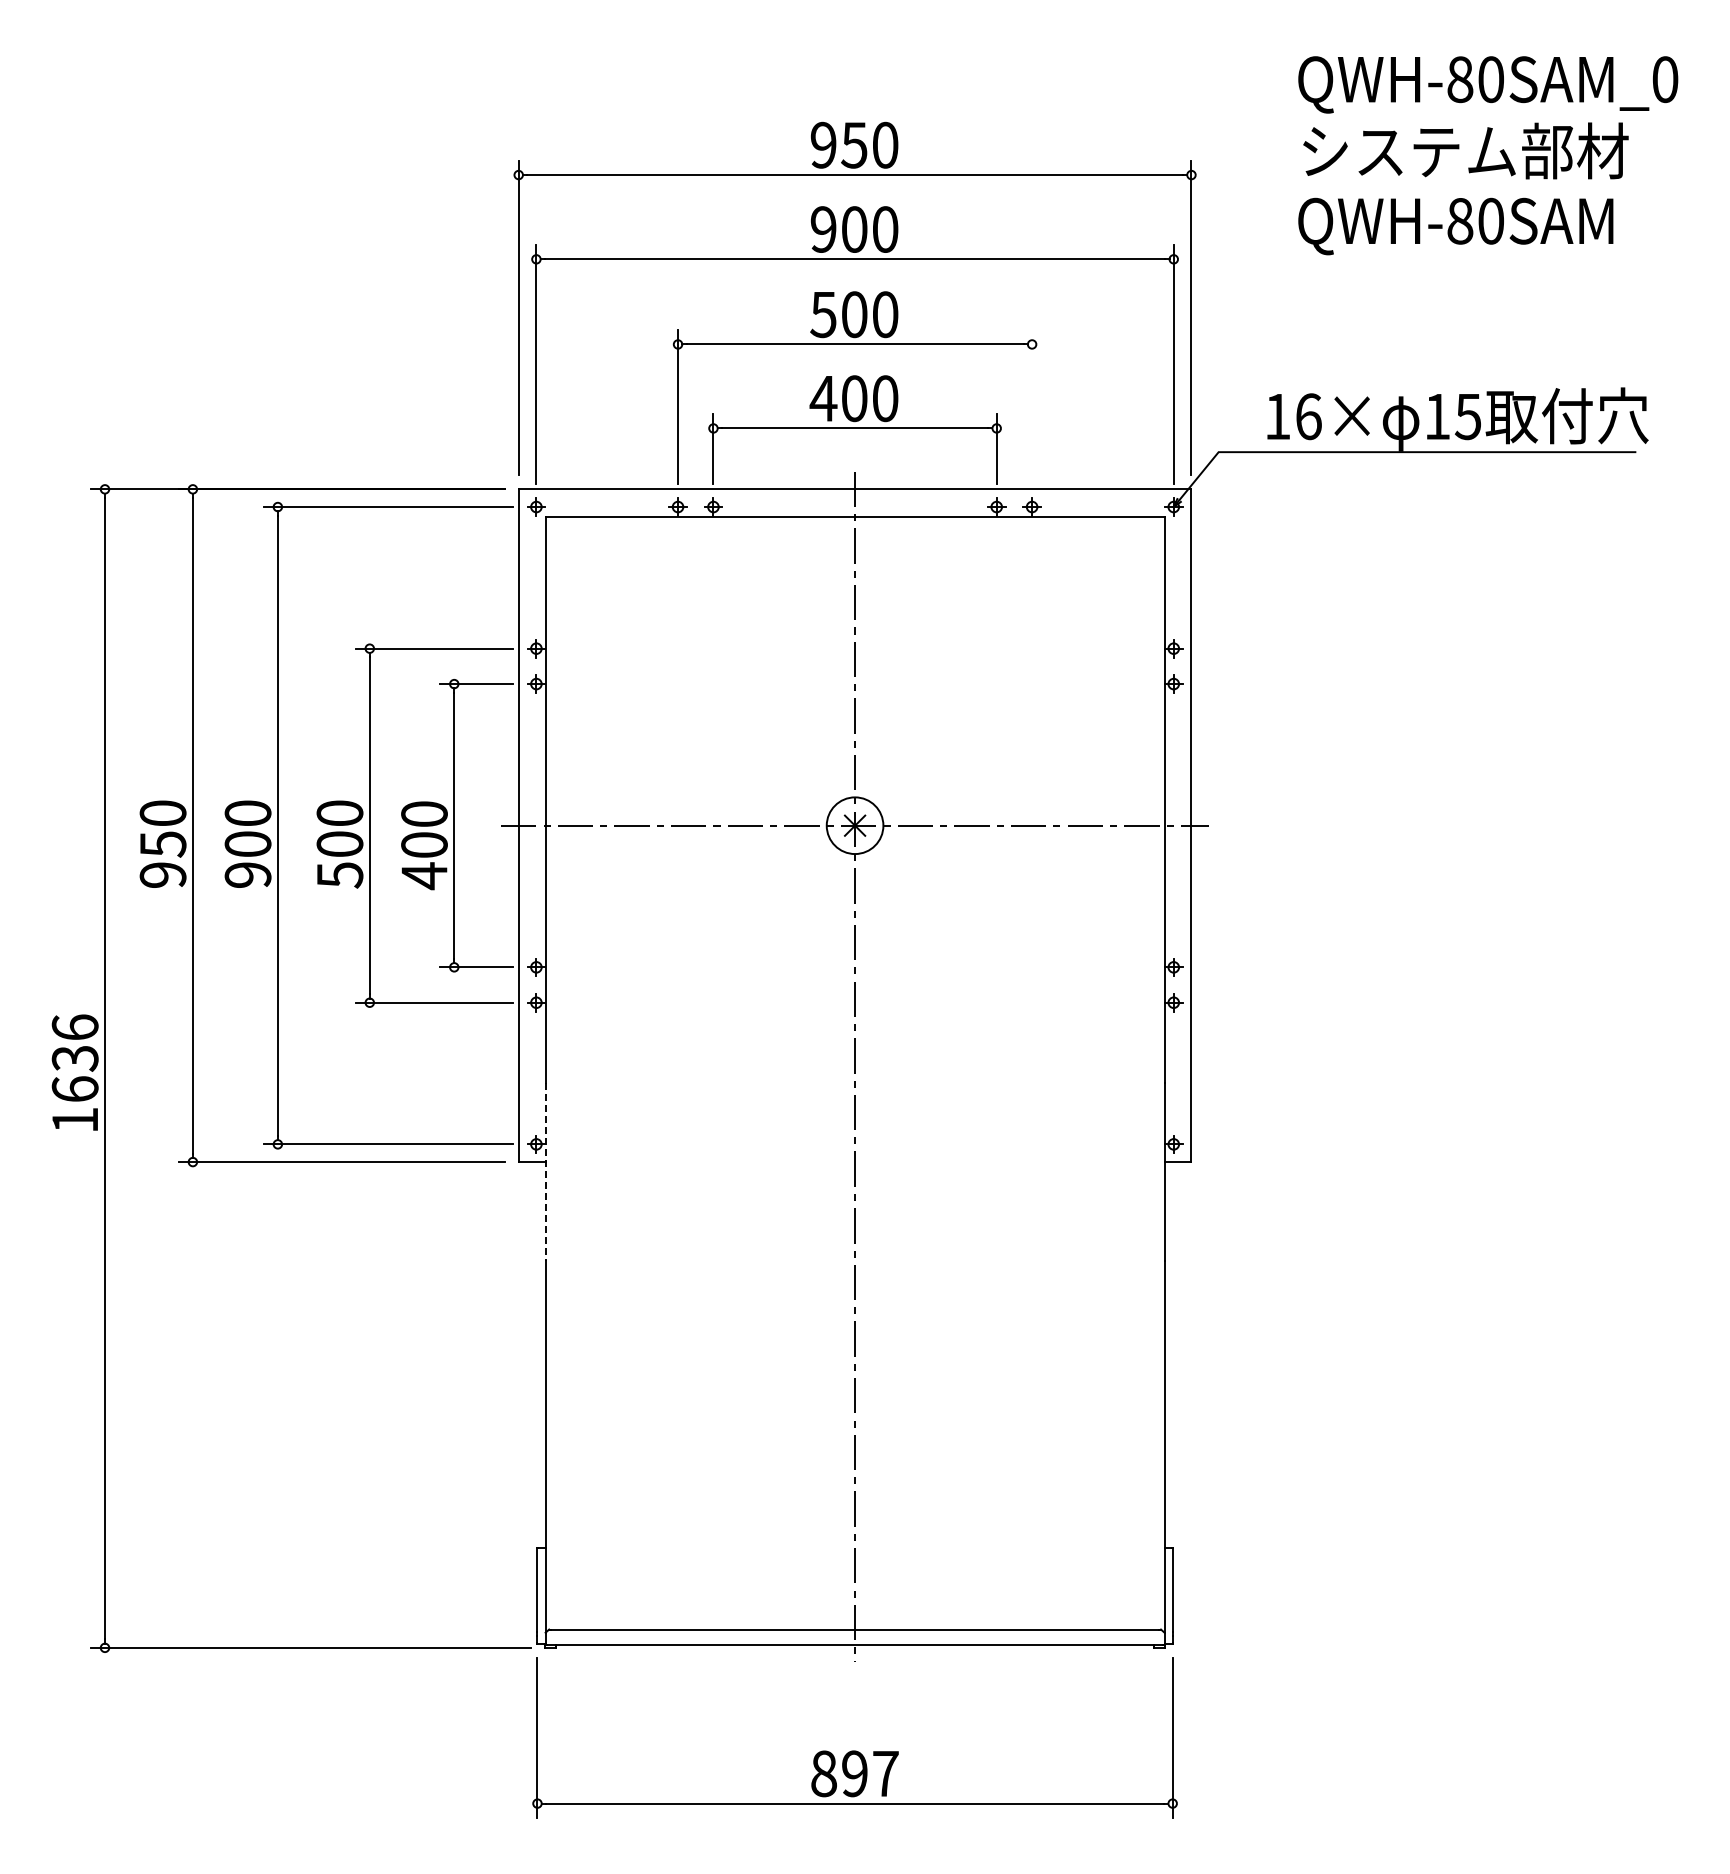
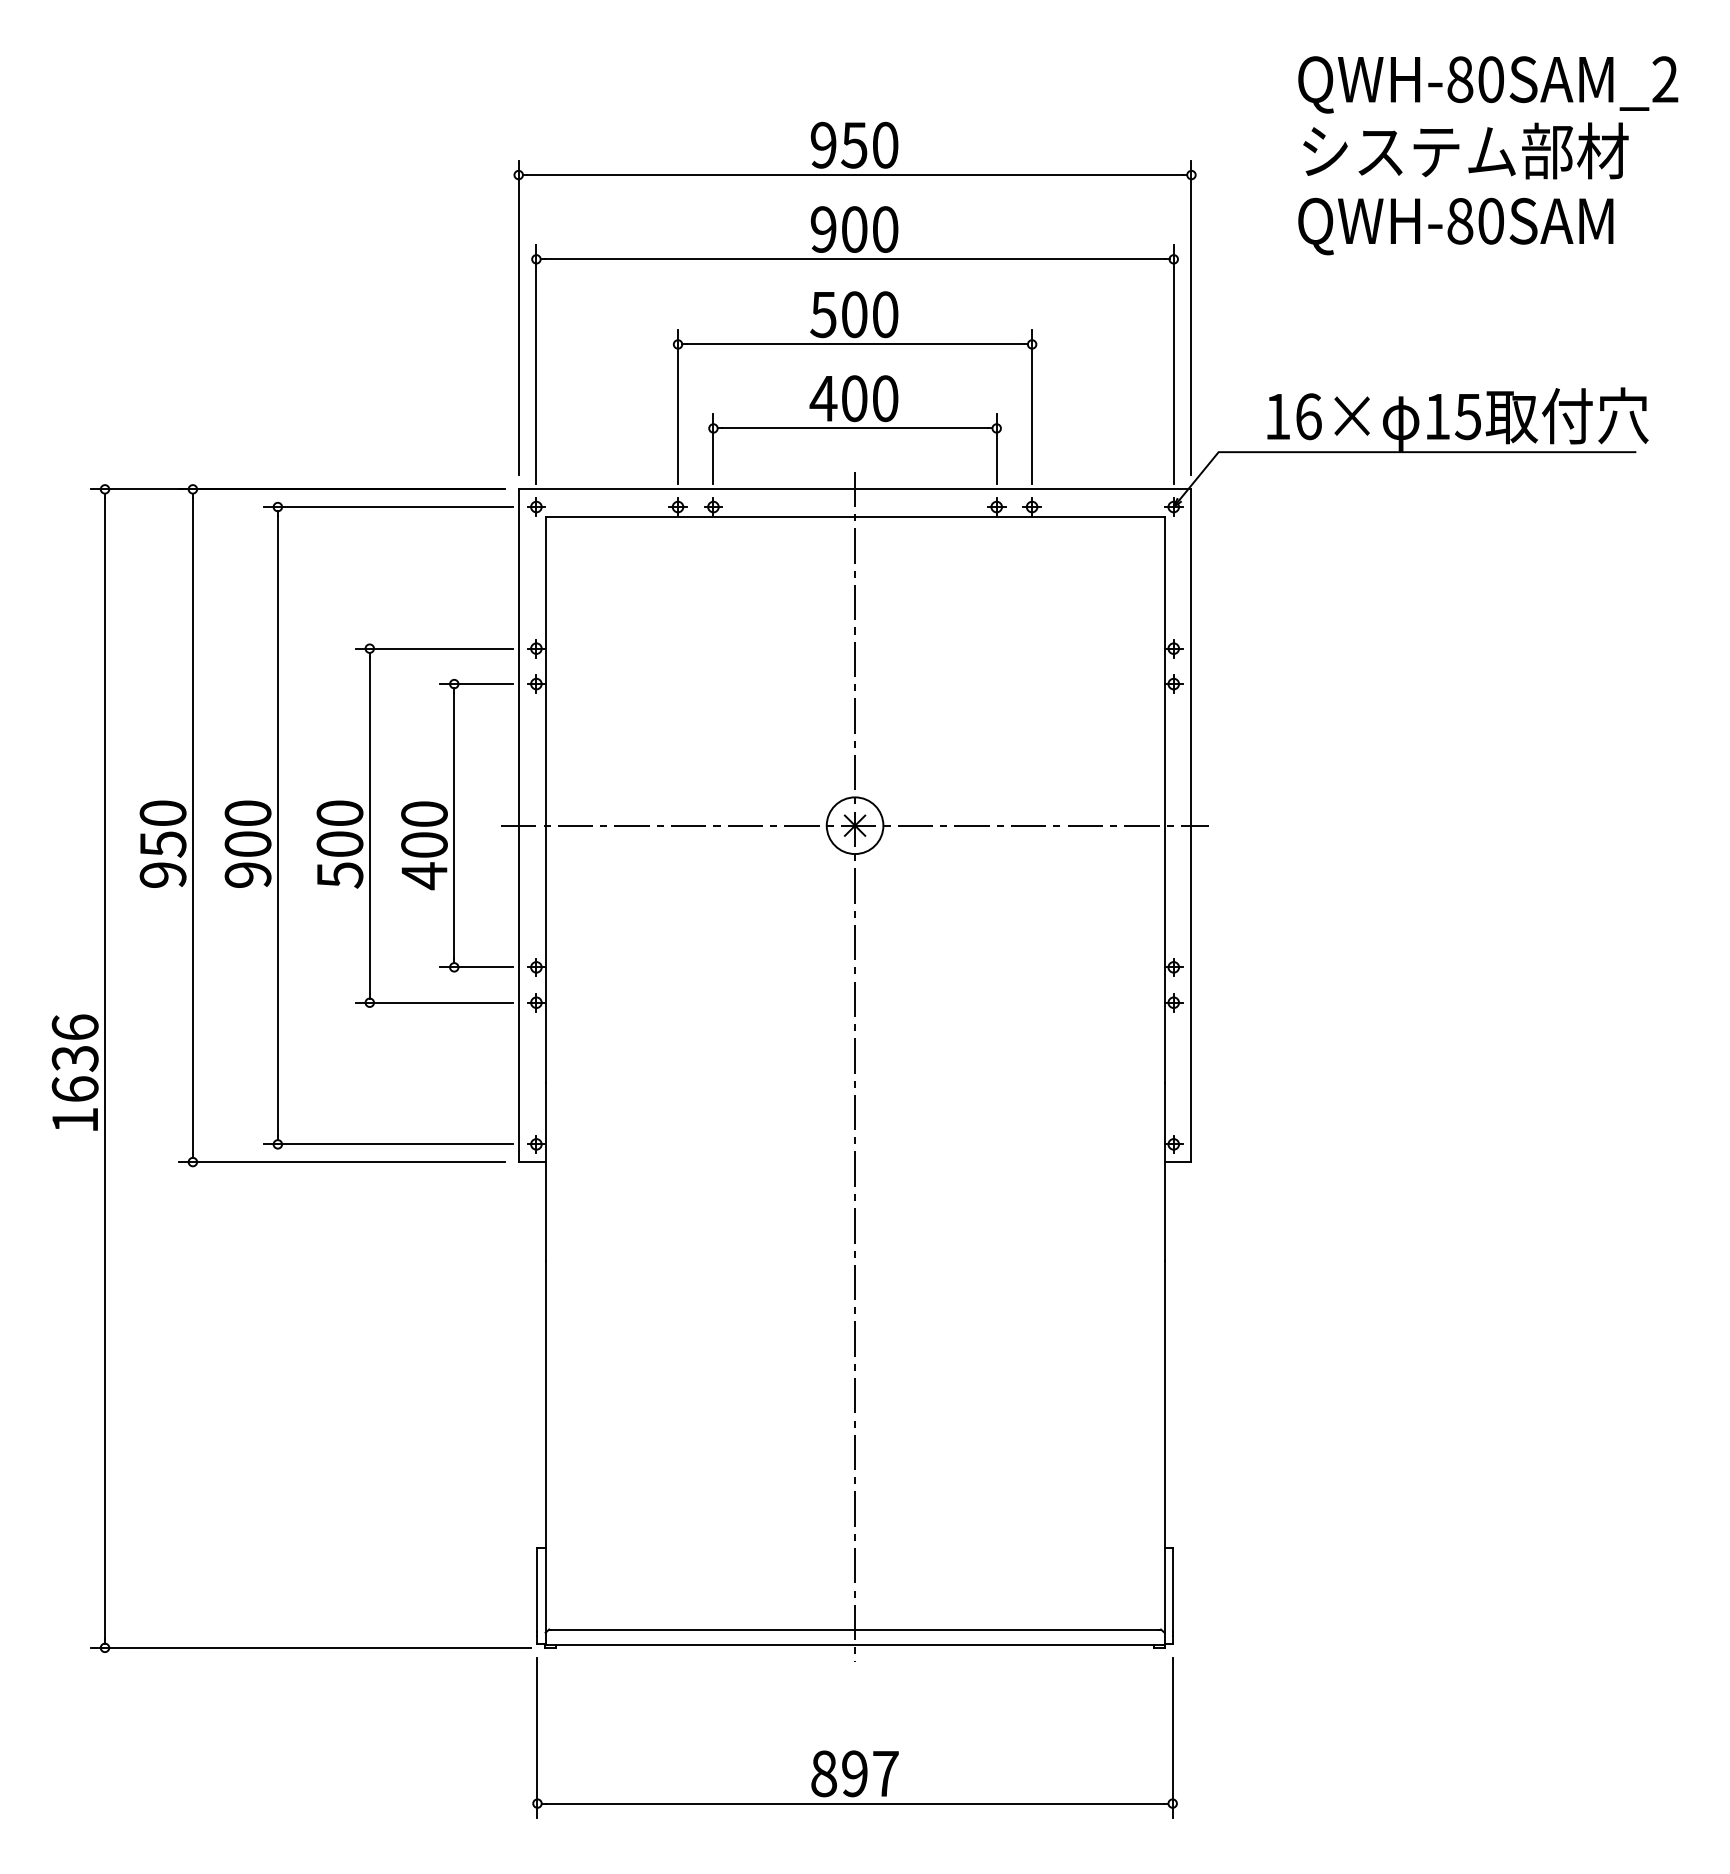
text: QWH-80SAM_0 -> QWH-80SAM_2 (1665, 79)
line: none -> present (1032, 407)
line: dashed -> solid (545, 1172)
